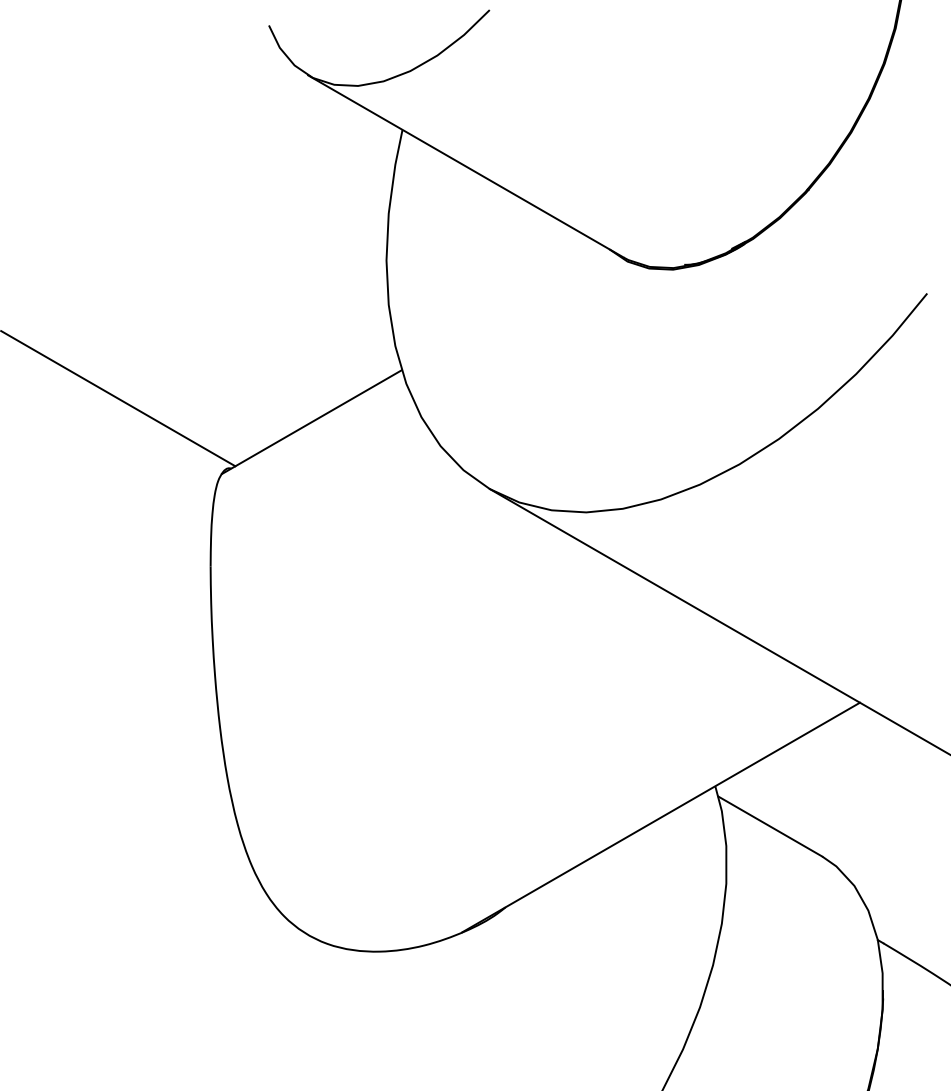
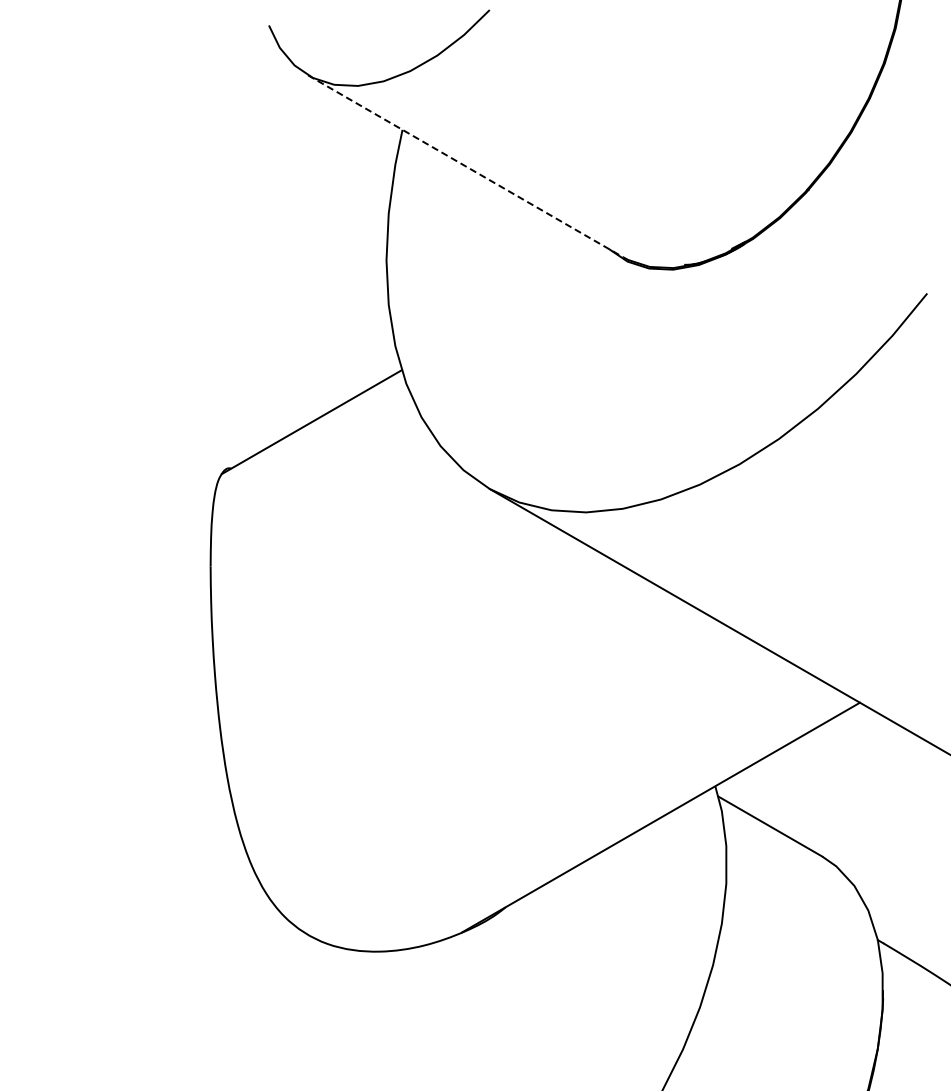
line: solid -> dashed (466, 166)
line: present -> none (118, 398)
